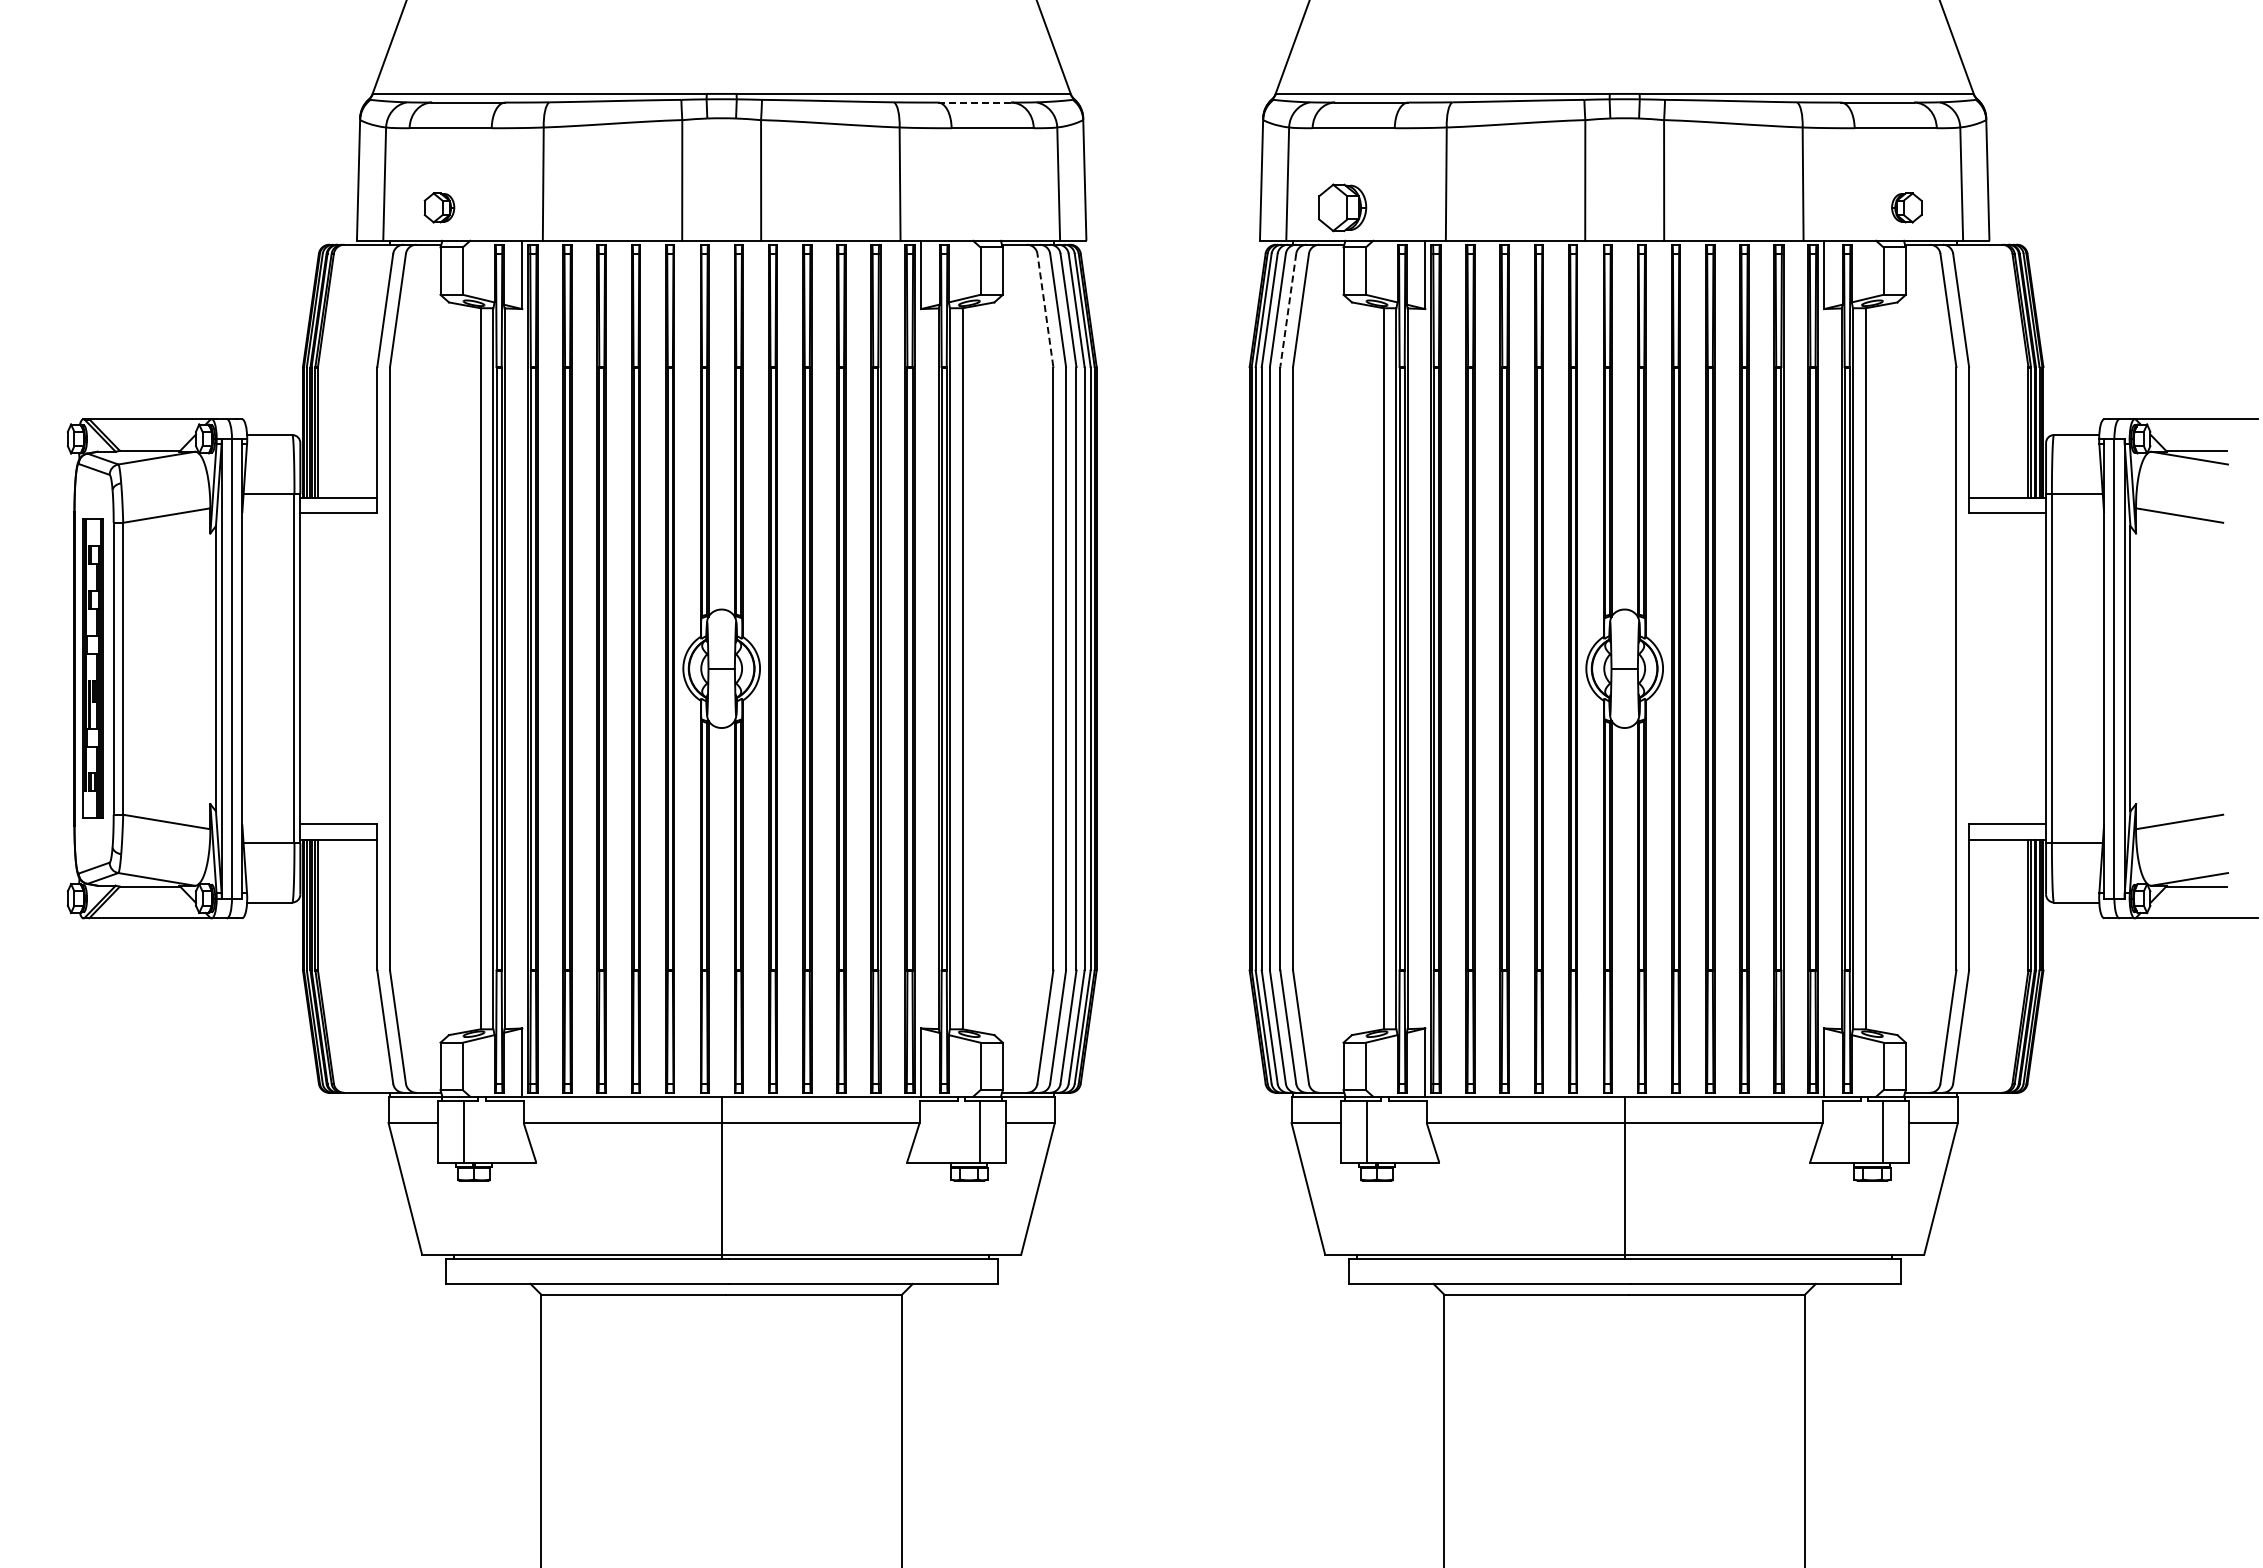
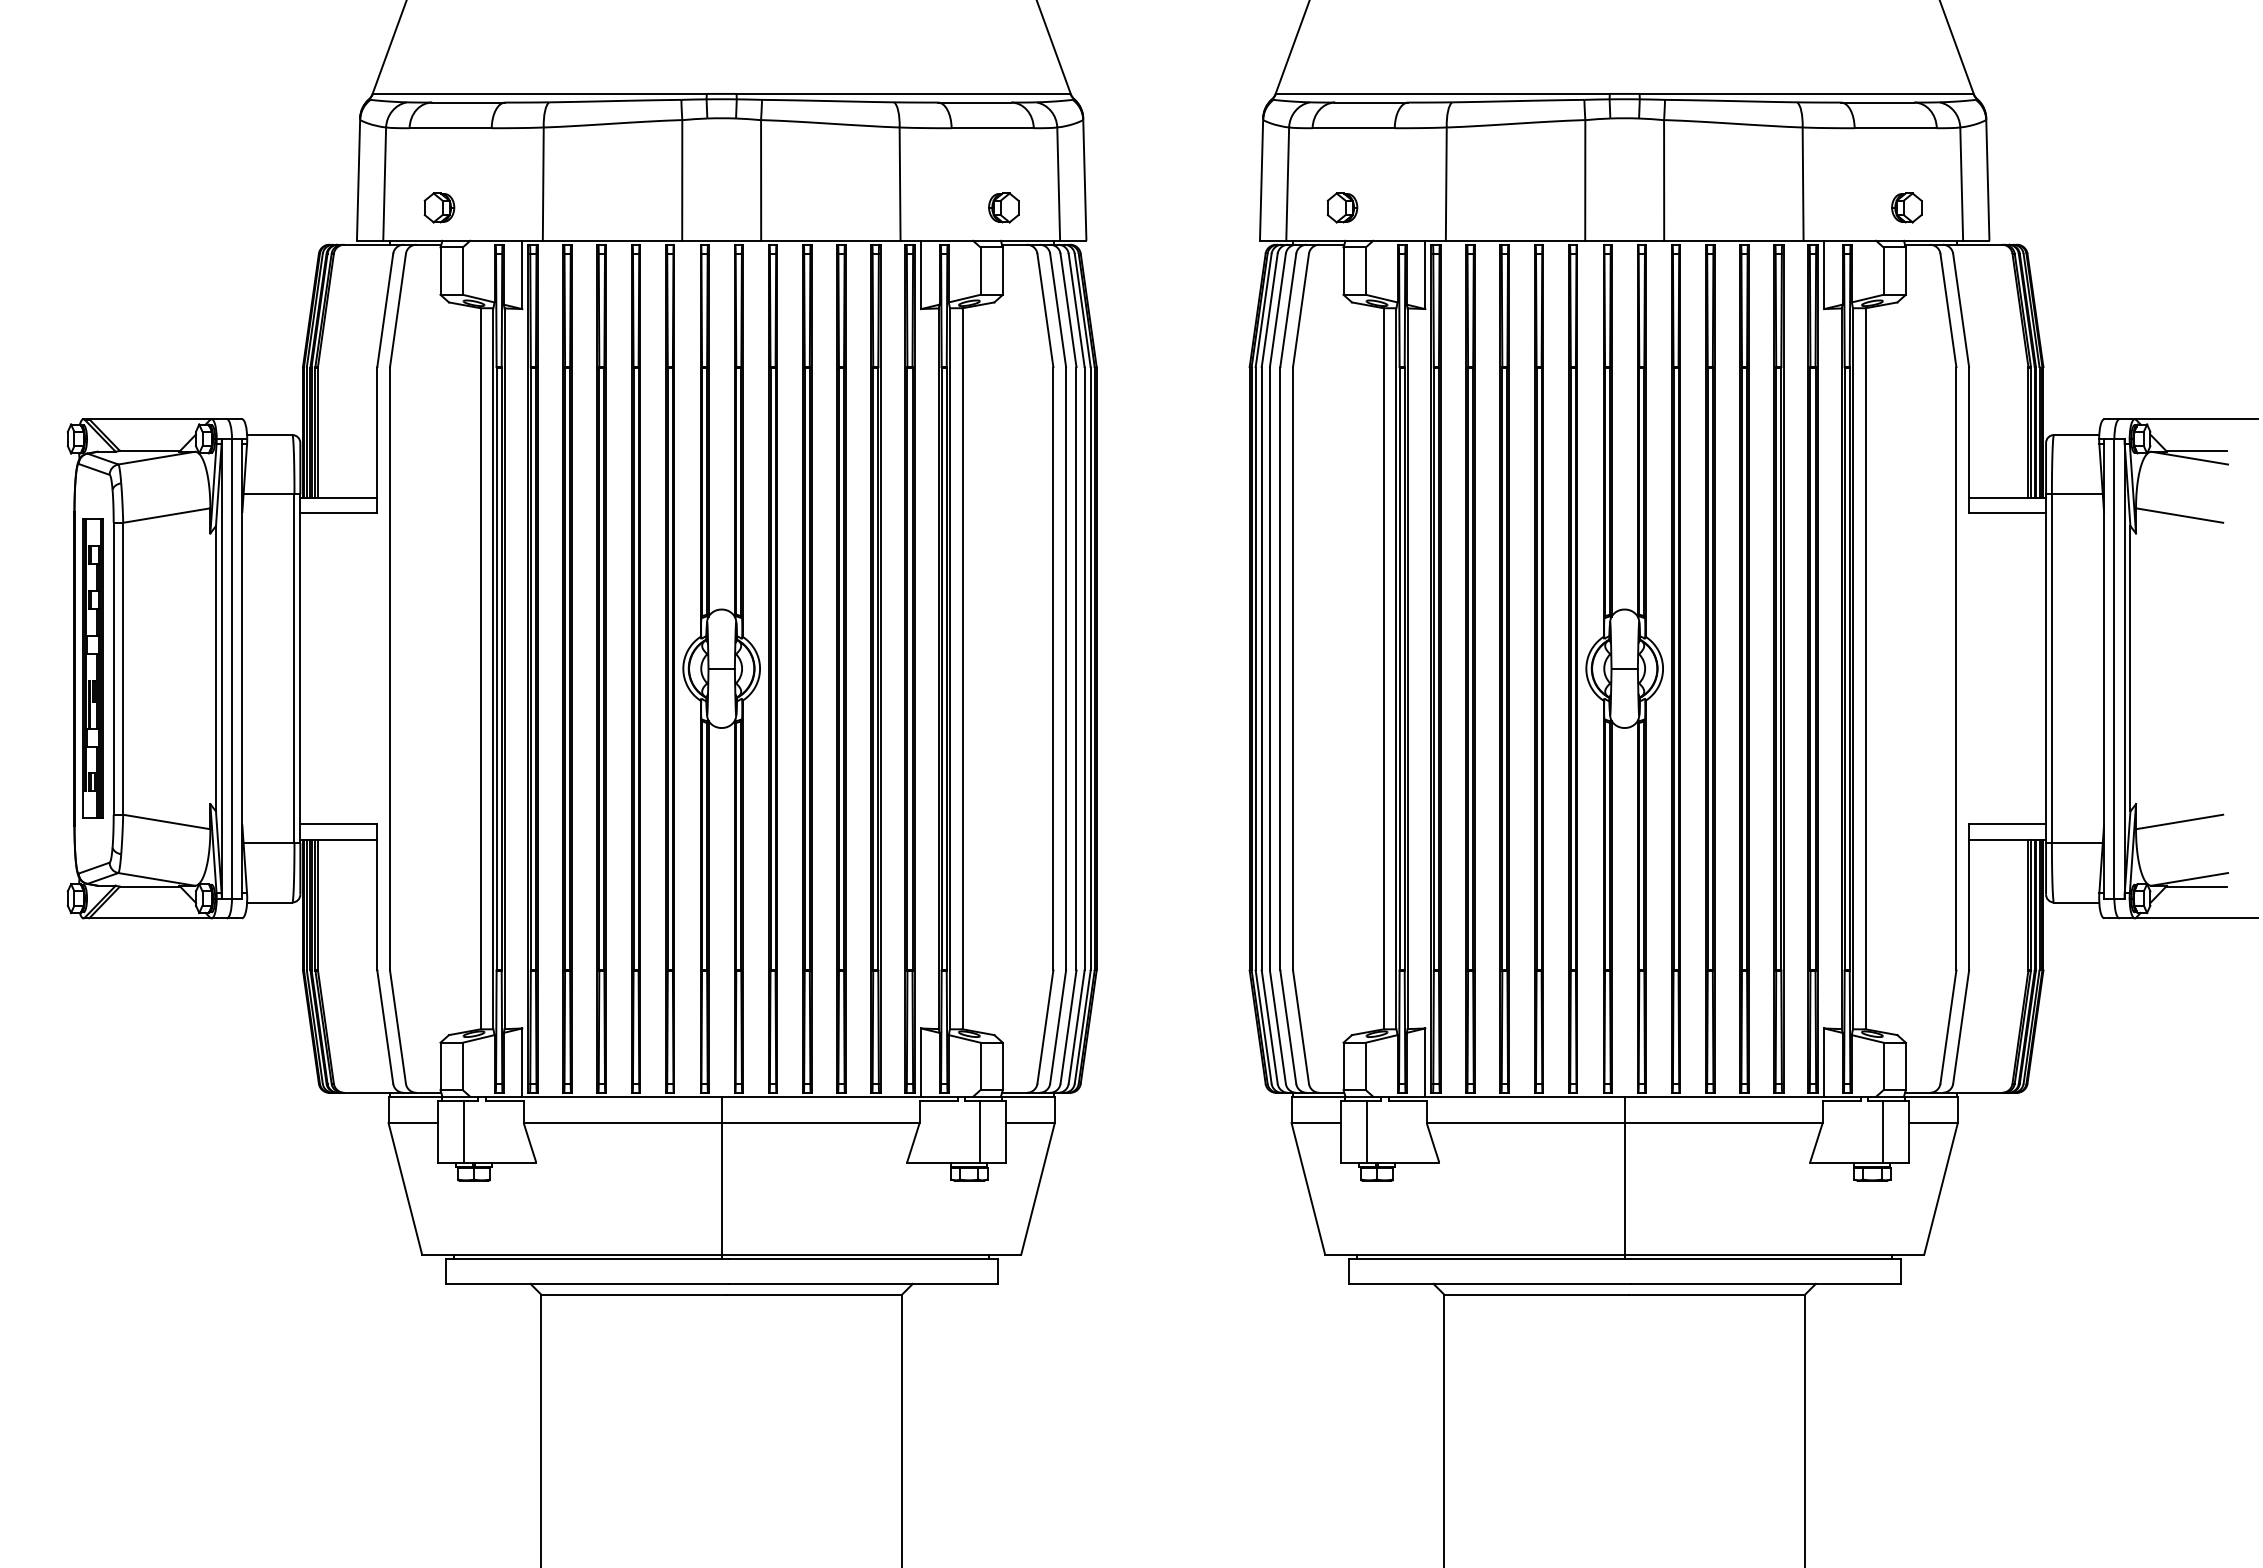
line: dashed -> solid (974, 102)
part: none -> present (1003, 207)
part size: 50x50 px -> 33x32 px (1342, 207)
line: dashed -> solid (1045, 310)
line: dashed -> solid (1288, 310)
